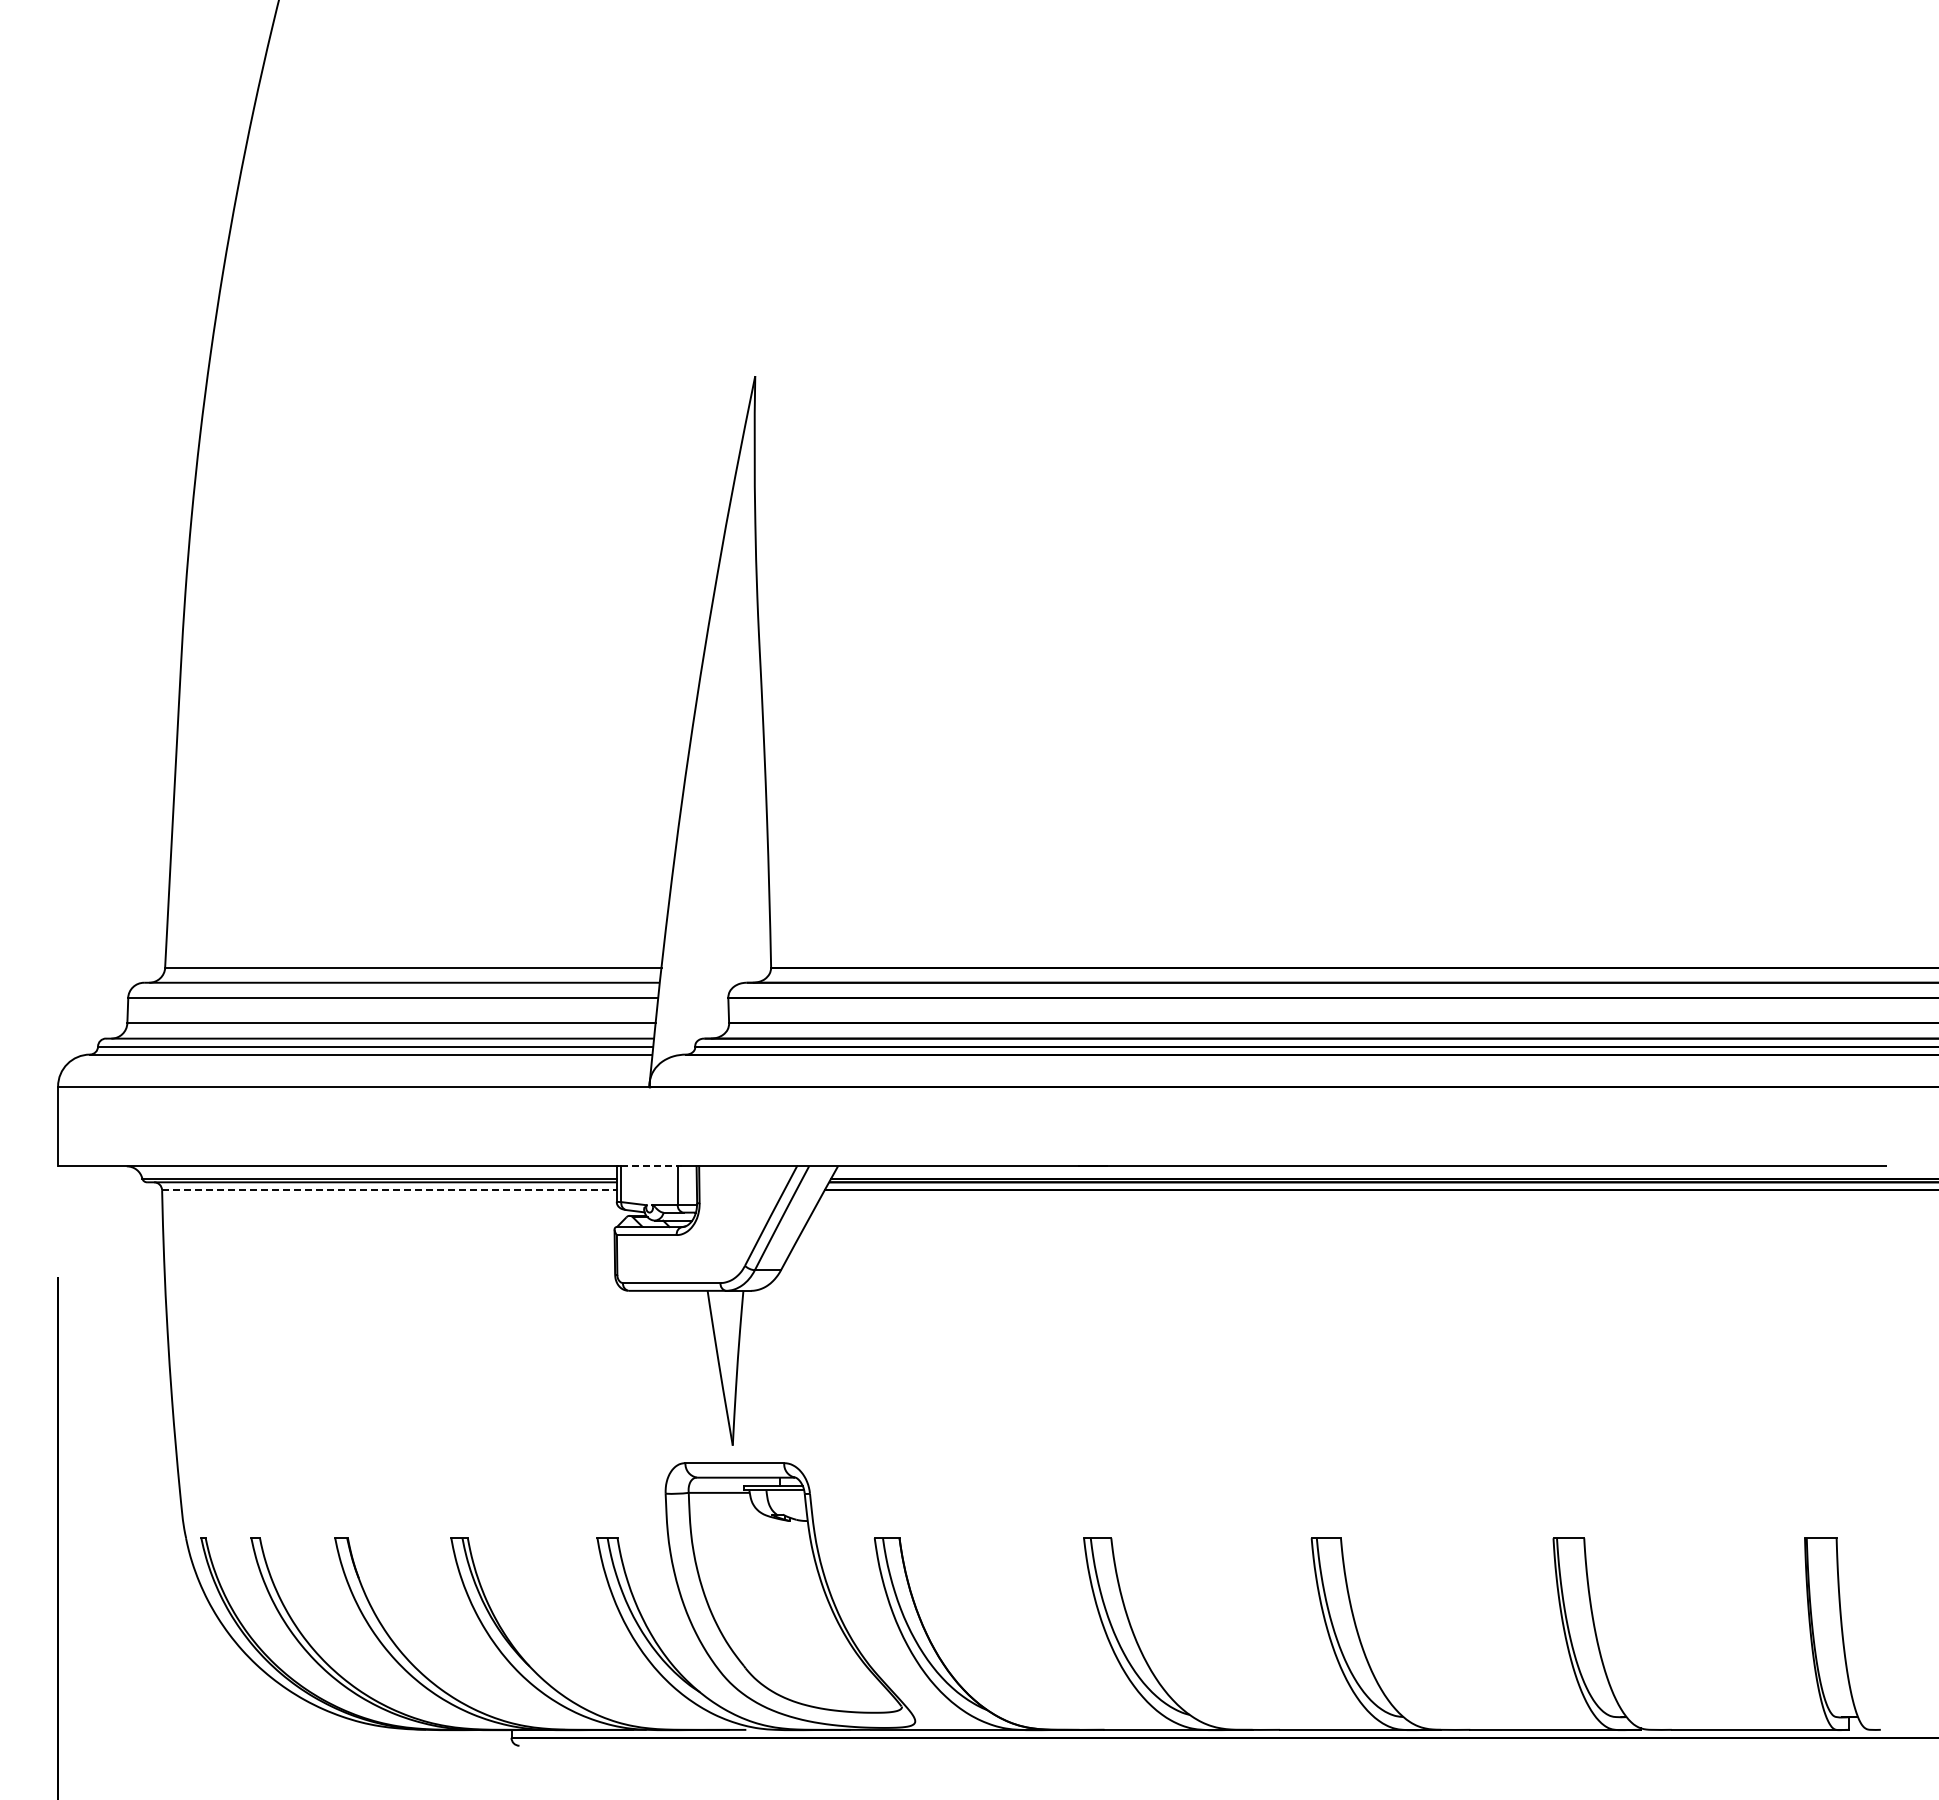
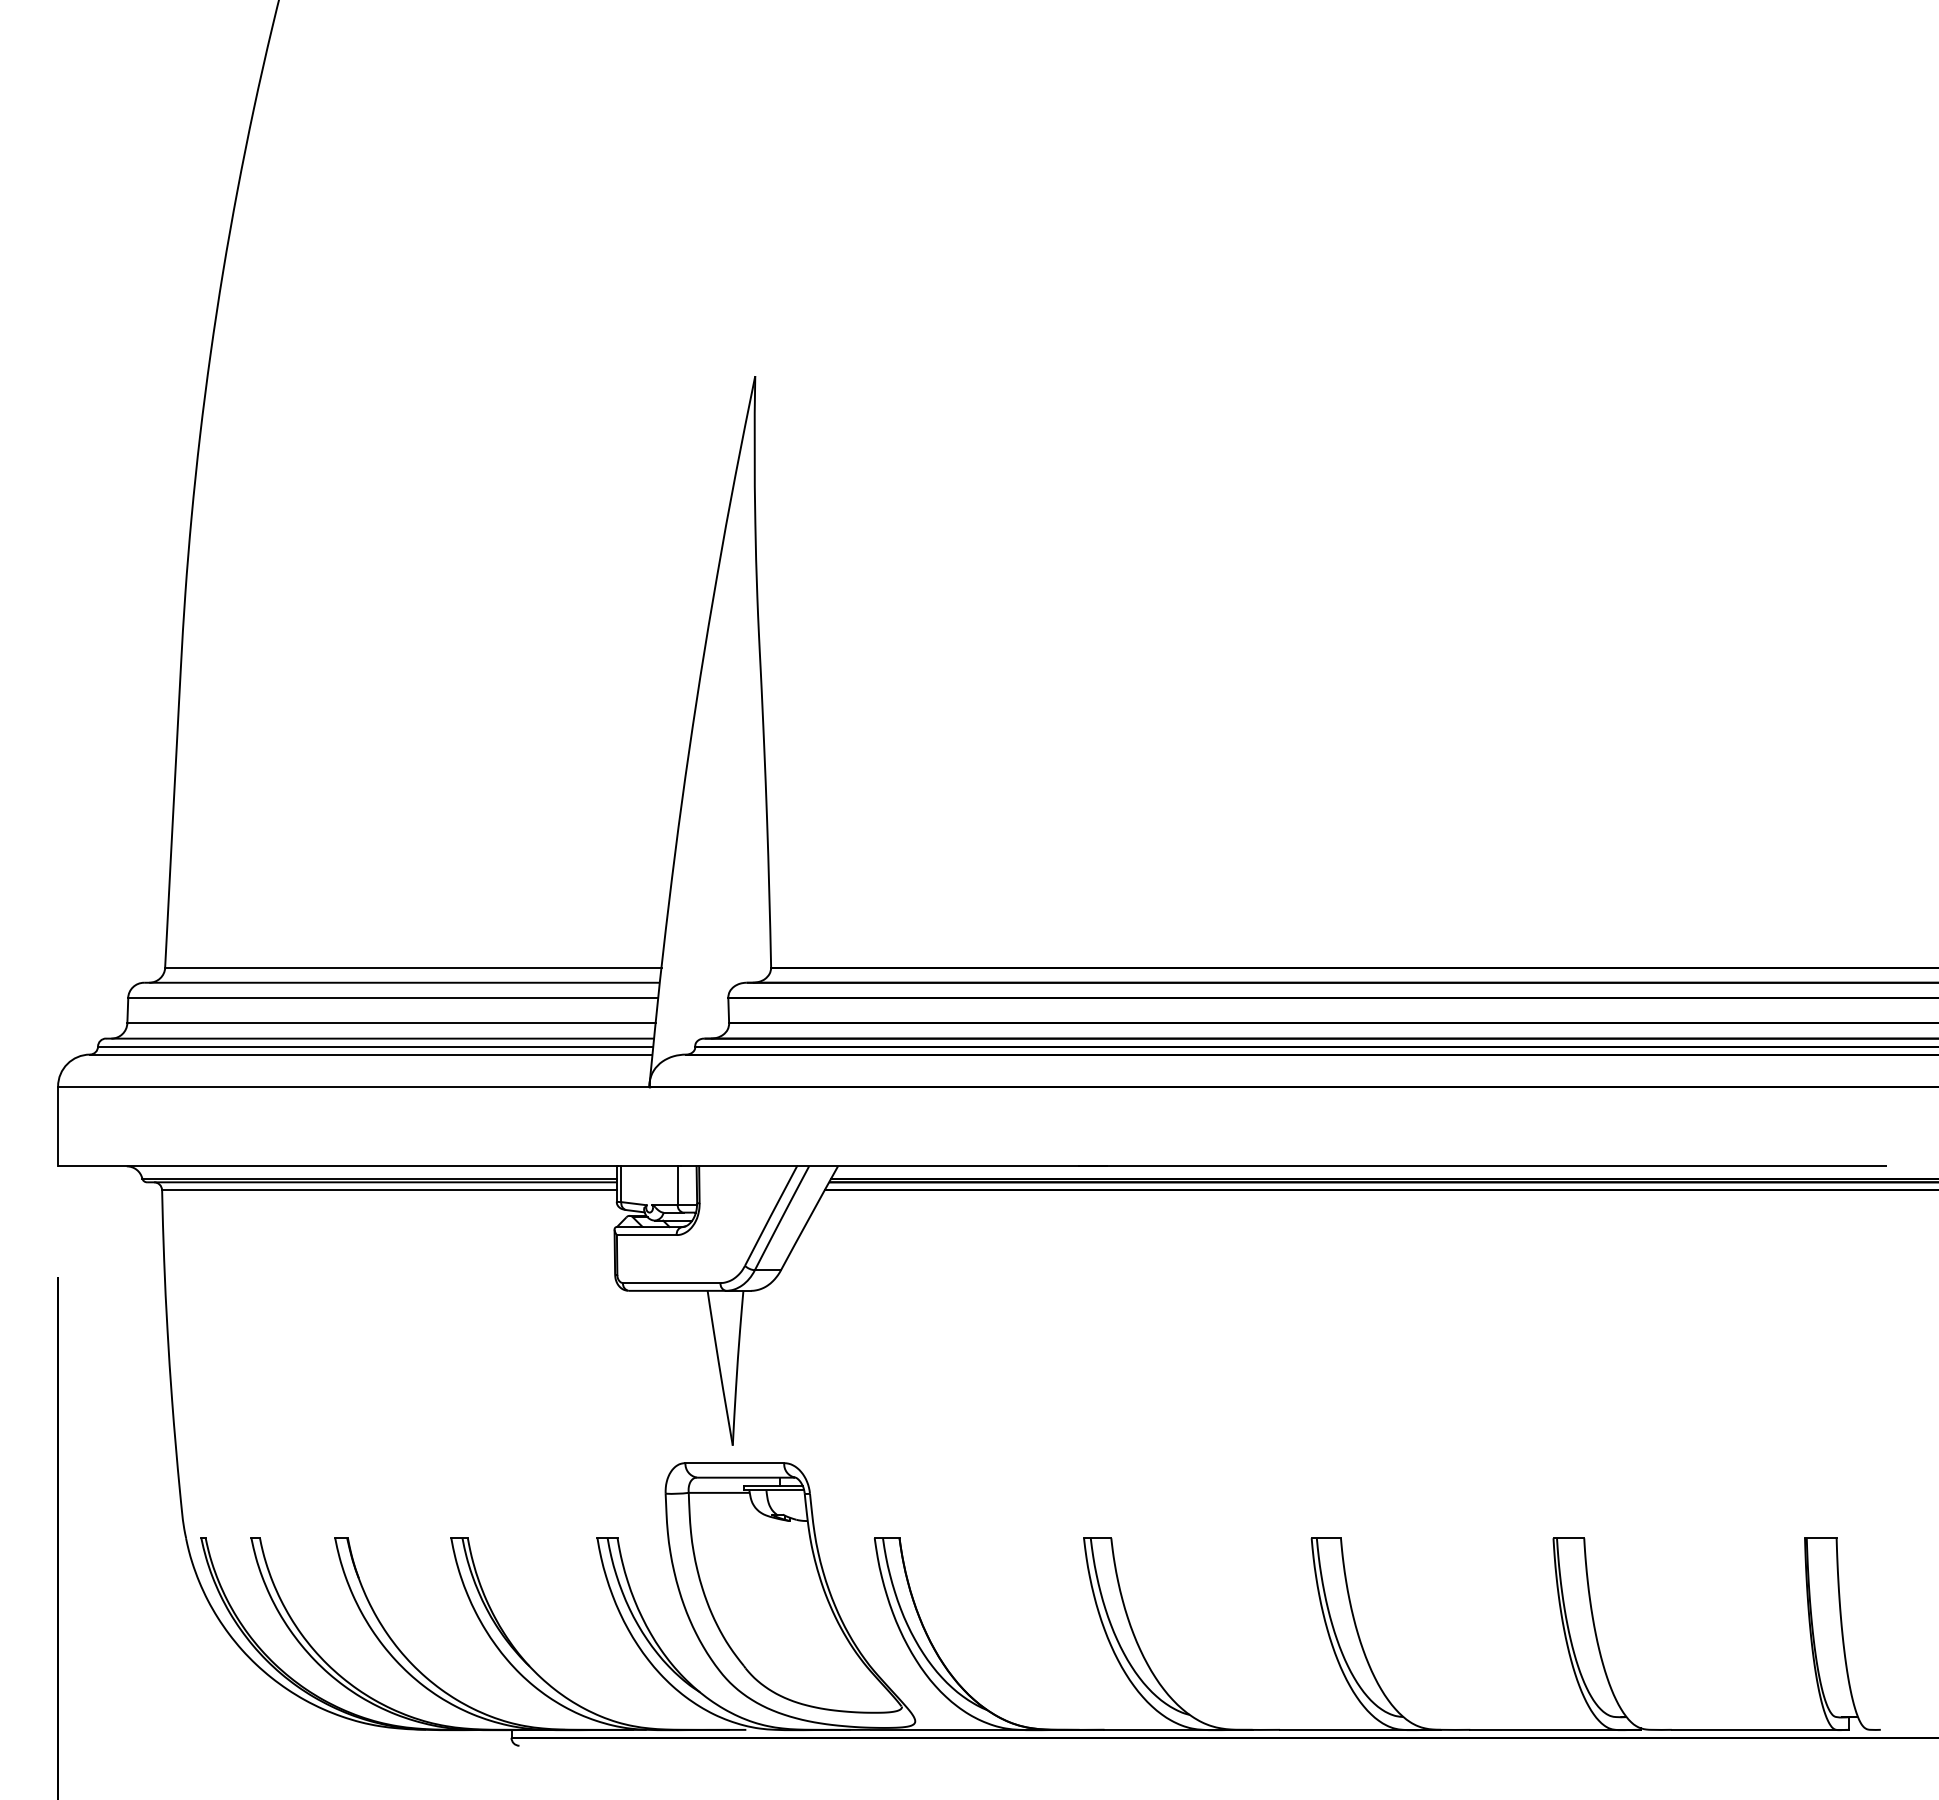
line: dashed -> solid (650, 1166)
line: dashed -> solid (389, 1190)
